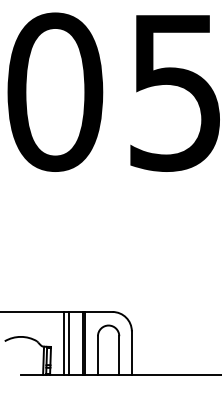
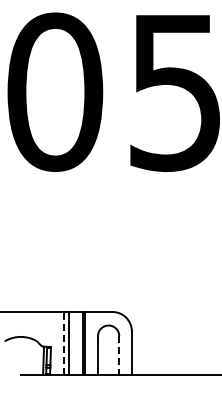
line: solid -> dashed (64, 343)
line: solid -> dashed (119, 356)
